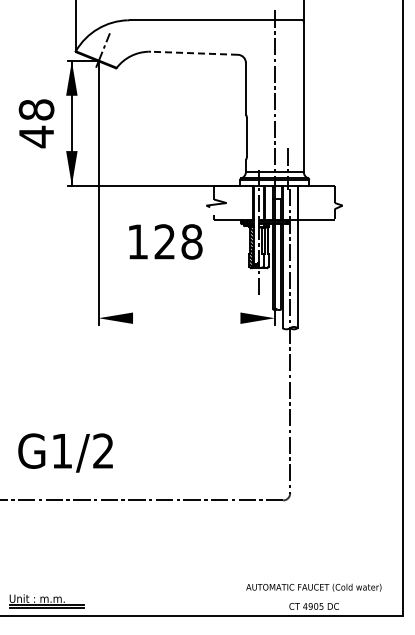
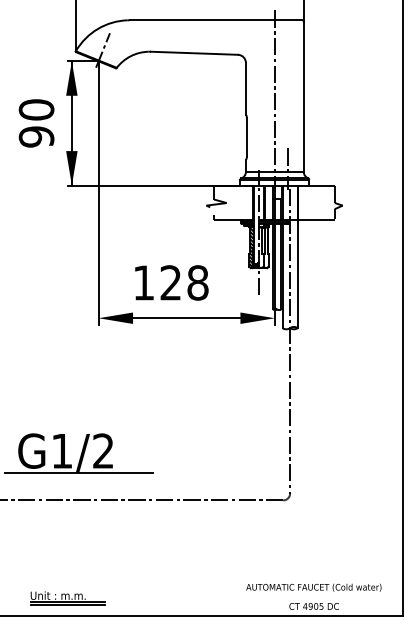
line: dashed -> solid (194, 53)
text: 48 -> 90 (36, 123)
text position: (165, 241) -> (171, 282) (171, 282)
line: none -> present (186, 318)
line: none -> present (78, 472)
part position: (46, 601) -> (67, 598) (67, 598)
